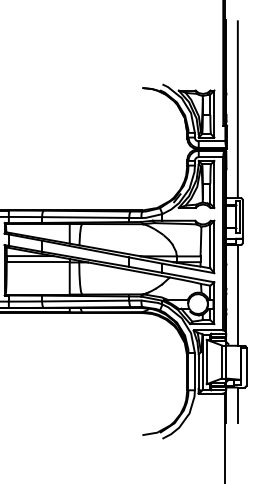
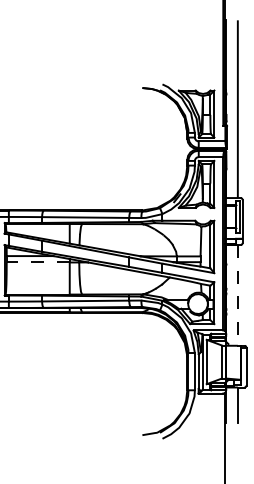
line: solid -> dashed (38, 262)
line: solid -> dashed (237, 295)
